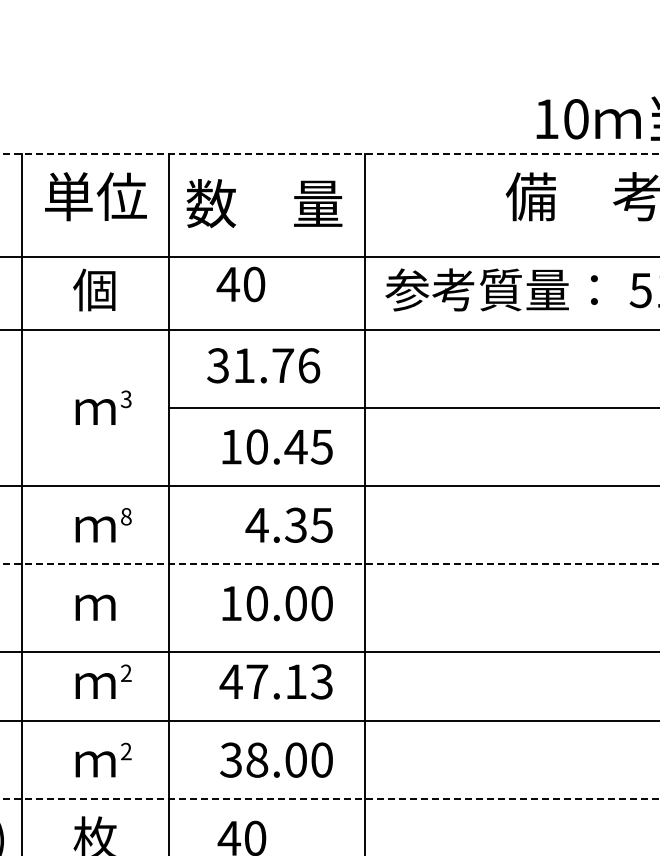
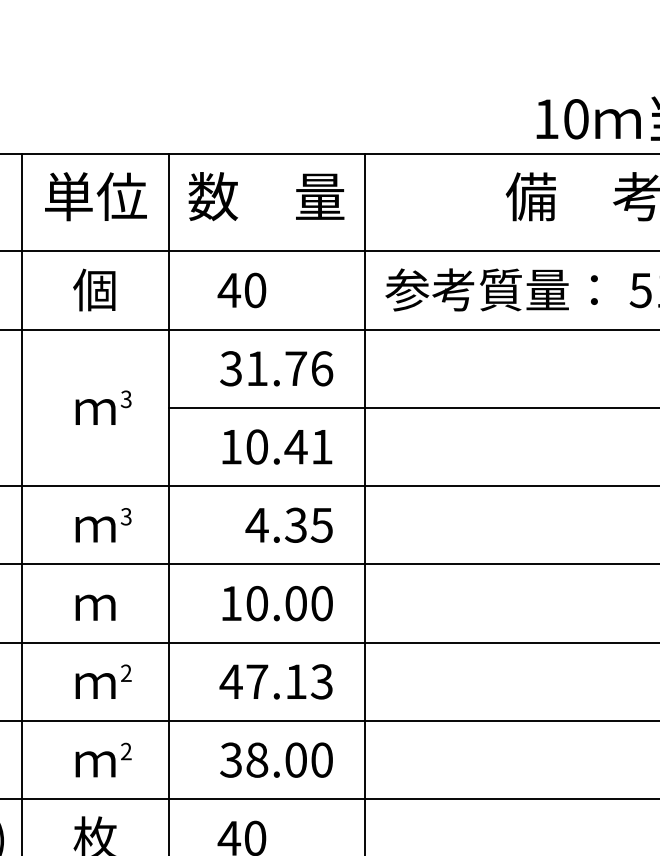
line: dashed -> solid (330, 153)
text position: (264, 203) -> (266, 196) (266, 196)
line position: (329, 257) -> (329, 251) (329, 251)
text position: (240, 284) -> (241, 290) (241, 290)
text position: (263, 365) -> (276, 368) (276, 368)
text: 10.45 -> 10.41 (321, 447)
text: 8 -> 3 (125, 516)
line: dashed -> solid (330, 564)
line position: (329, 651) -> (329, 642) (329, 642)
line: dashed -> solid (330, 799)
